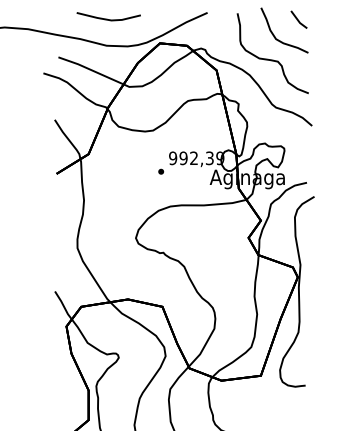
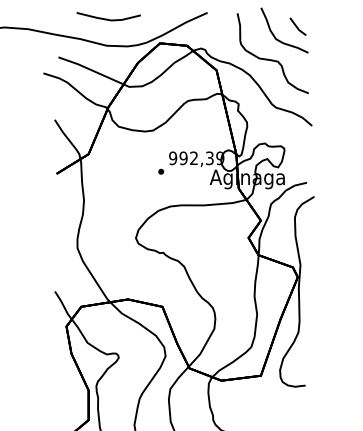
line position: (298, 19) -> (297, 26) (297, 26)
